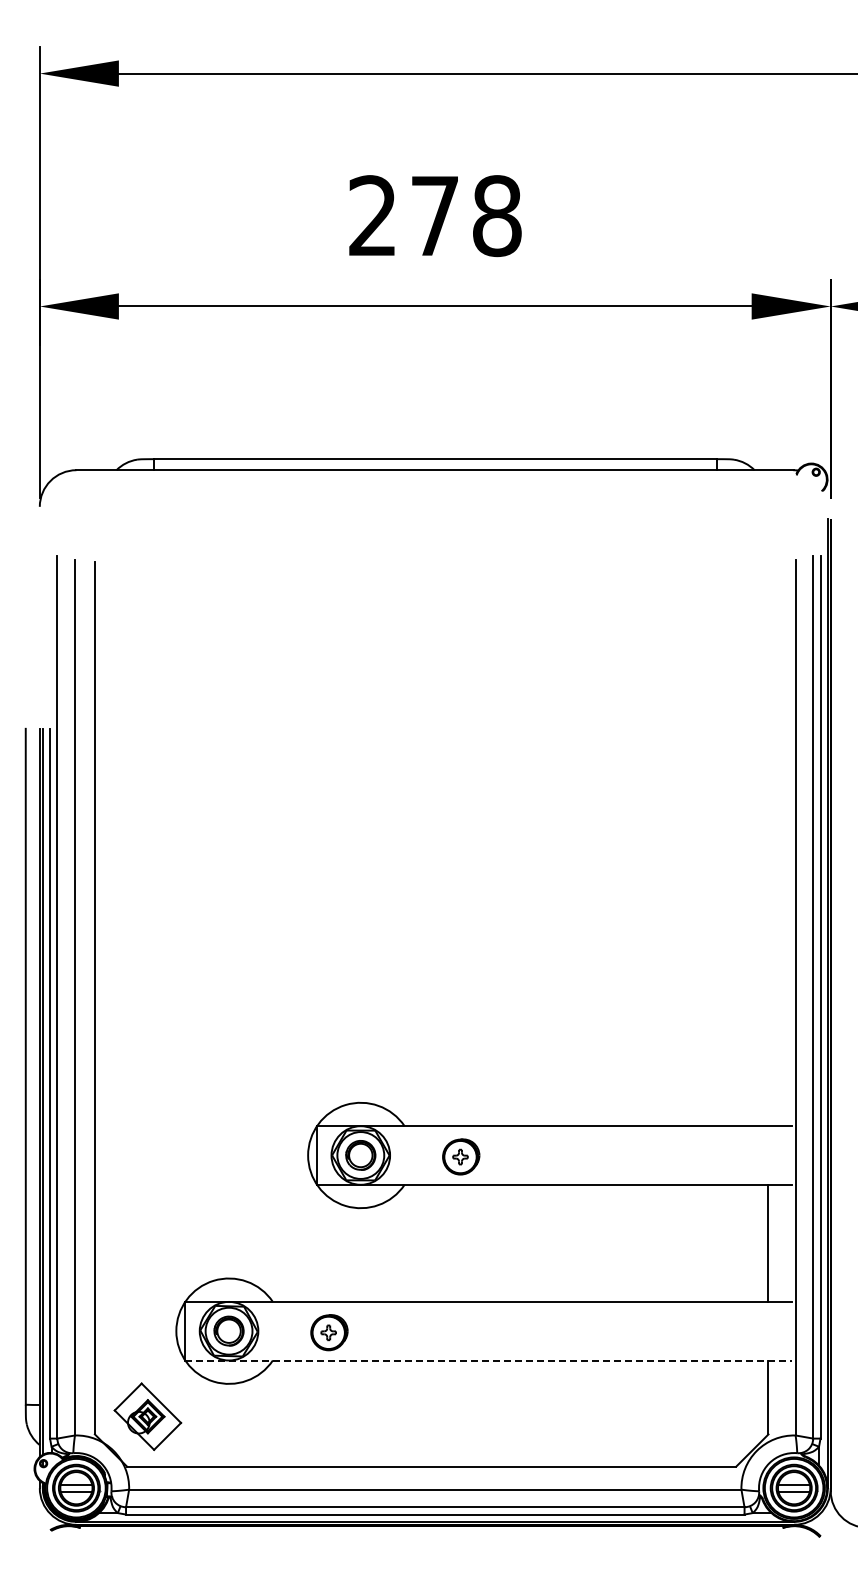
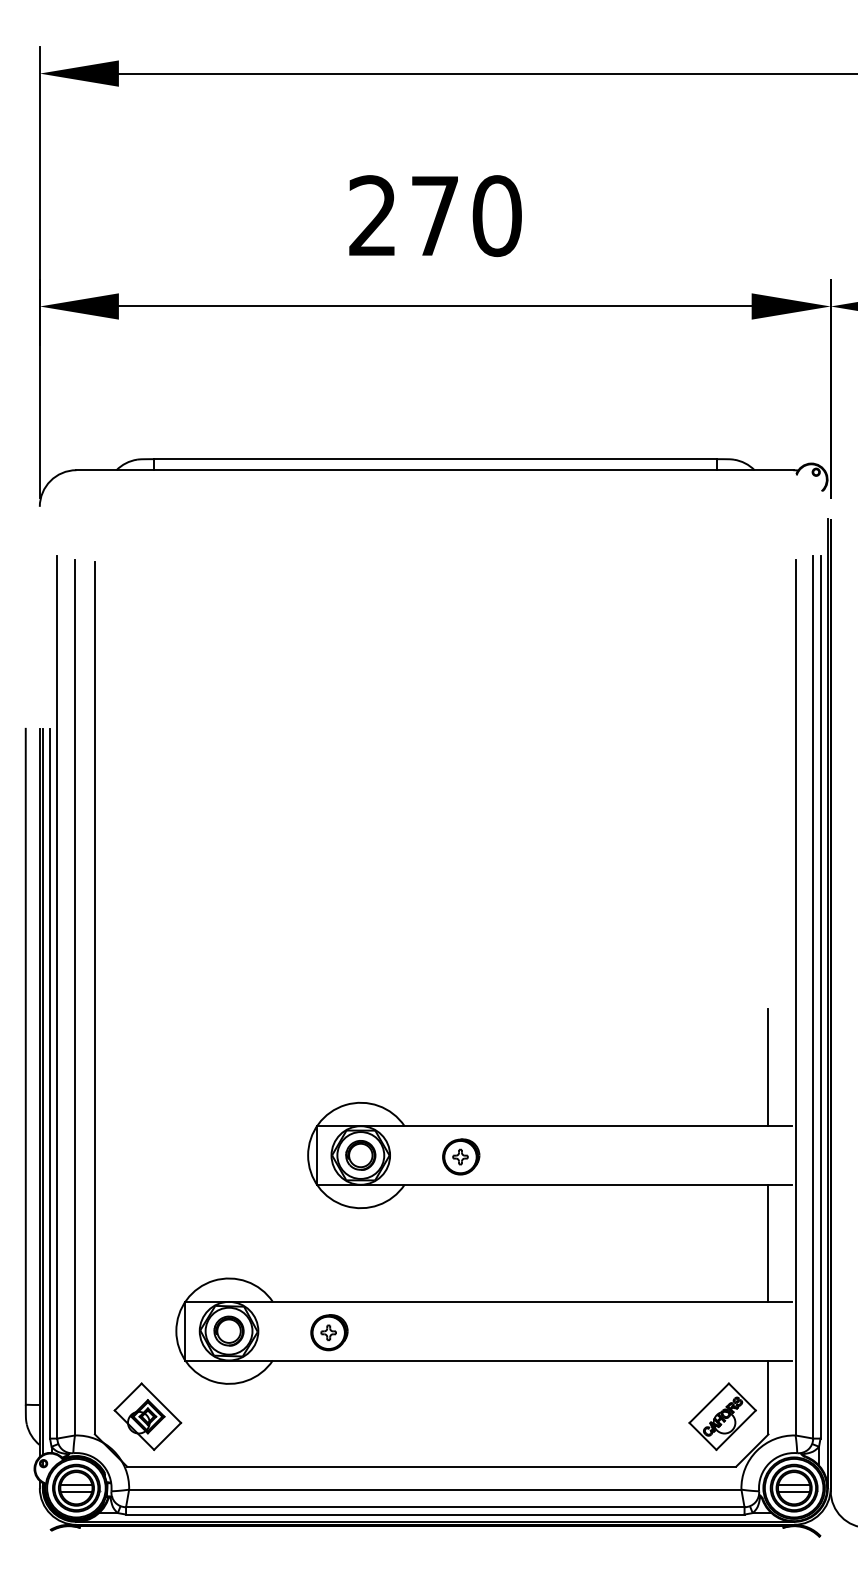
text: 278 -> 270 (496, 215)
line: none -> present (768, 1067)
line: dashed -> solid (488, 1360)
part: none -> present (722, 1416)
